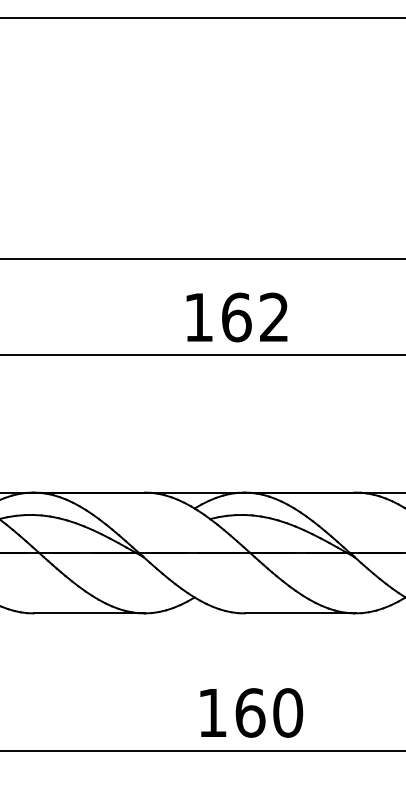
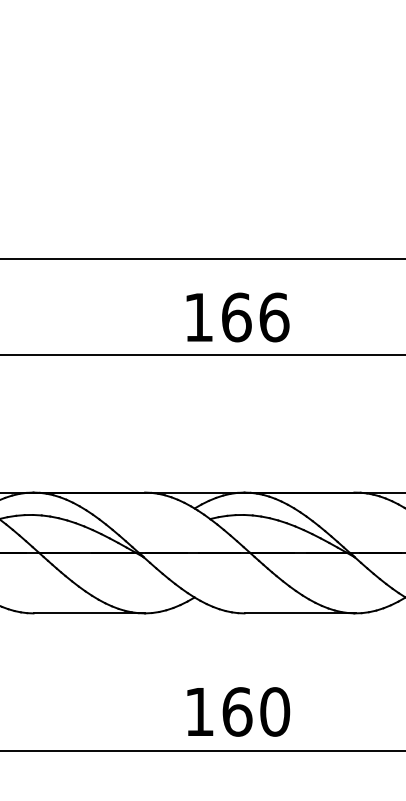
line: present -> none (202, 18)
text: 162 -> 166 (274, 317)
text position: (251, 712) -> (238, 711) (238, 711)
